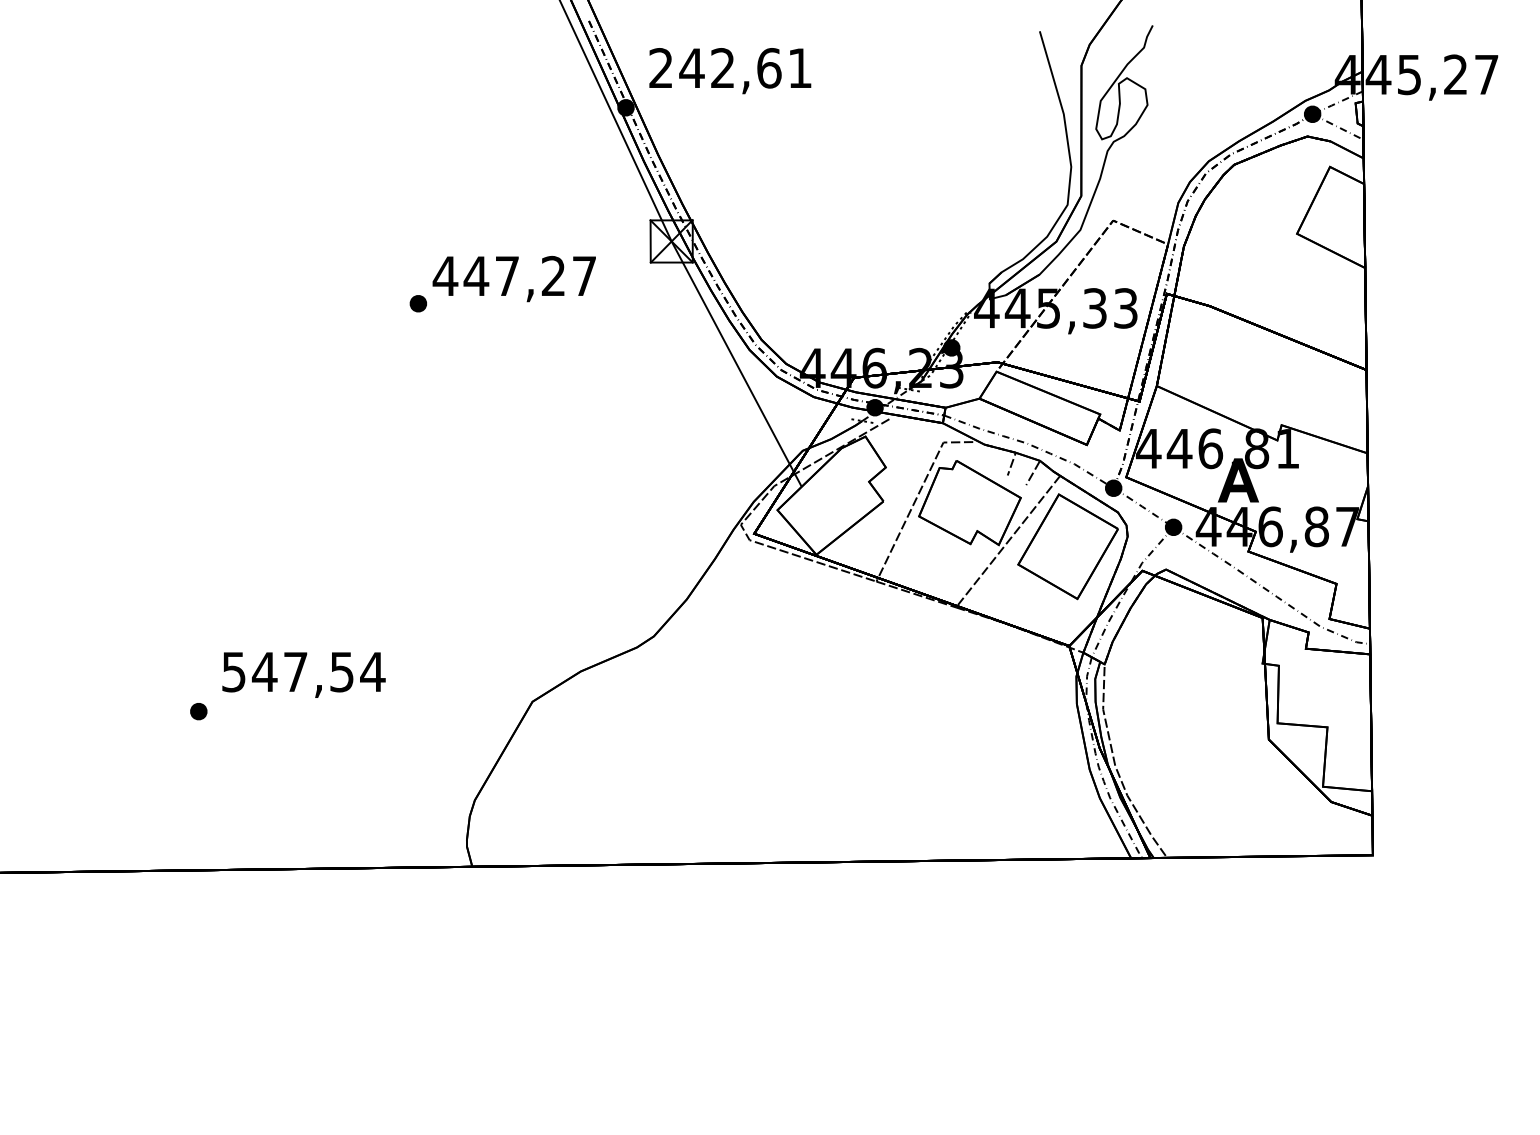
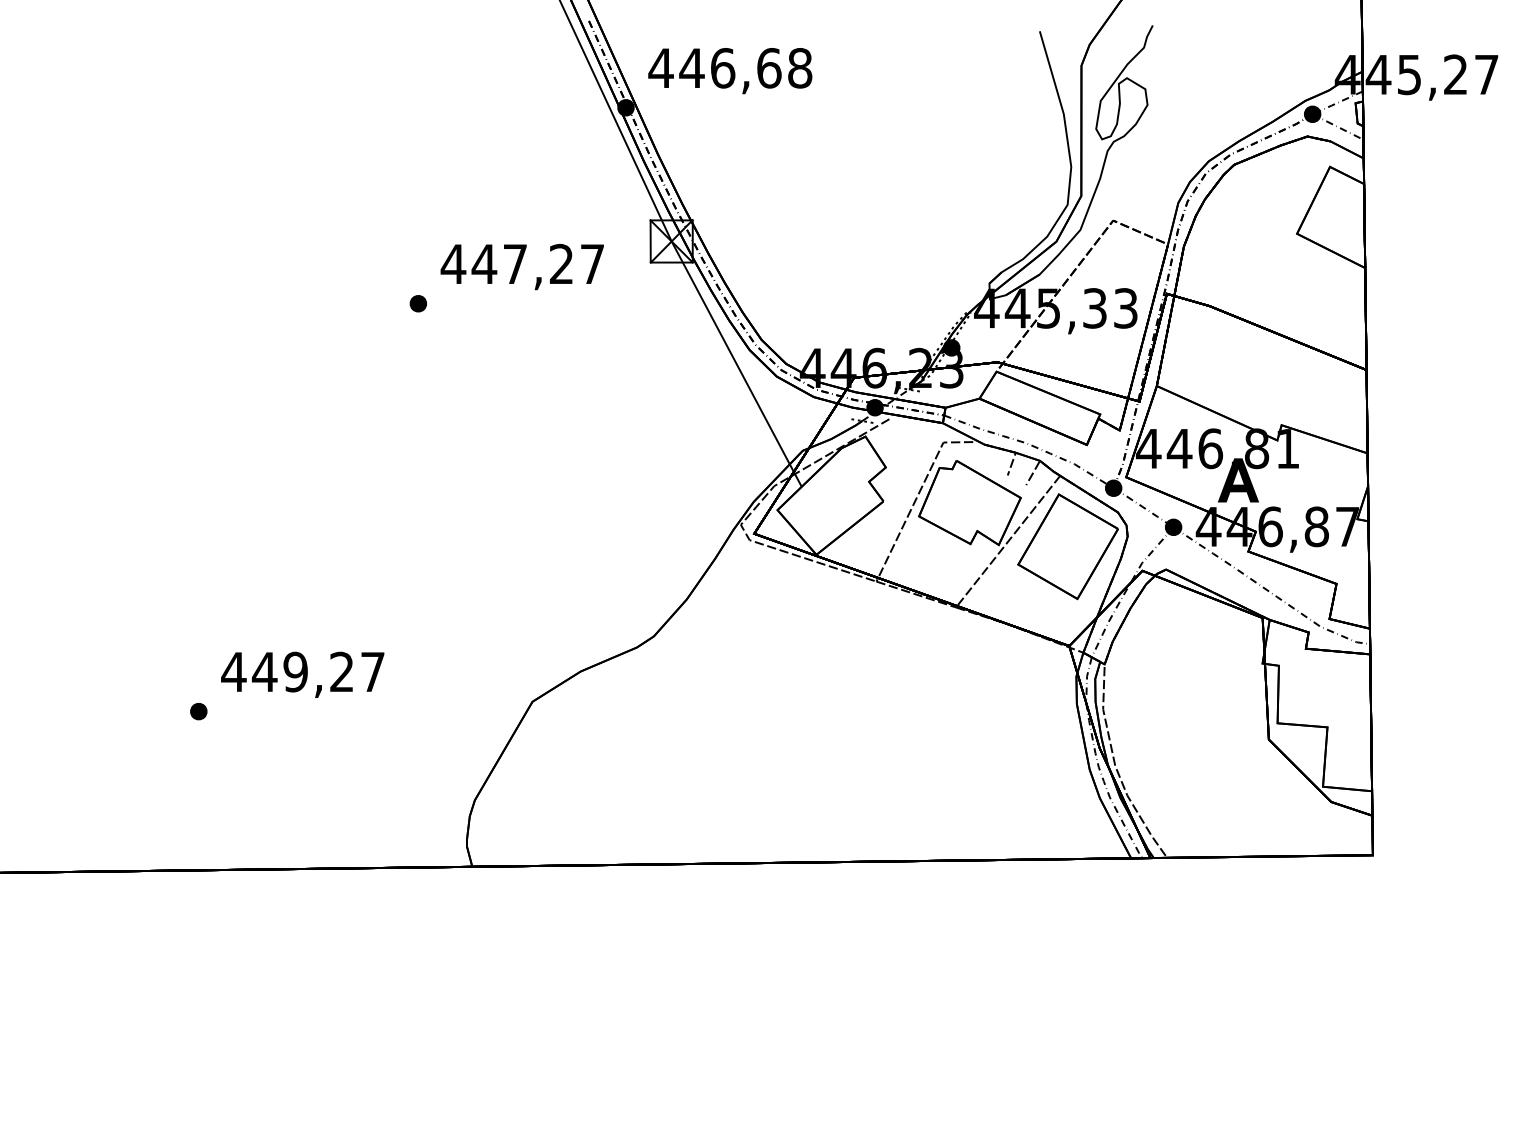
text: 242,61 -> 446,68 (730, 68)
text position: (513, 279) -> (521, 267) (521, 267)
text: 547,54 -> 449,27 (303, 671)
